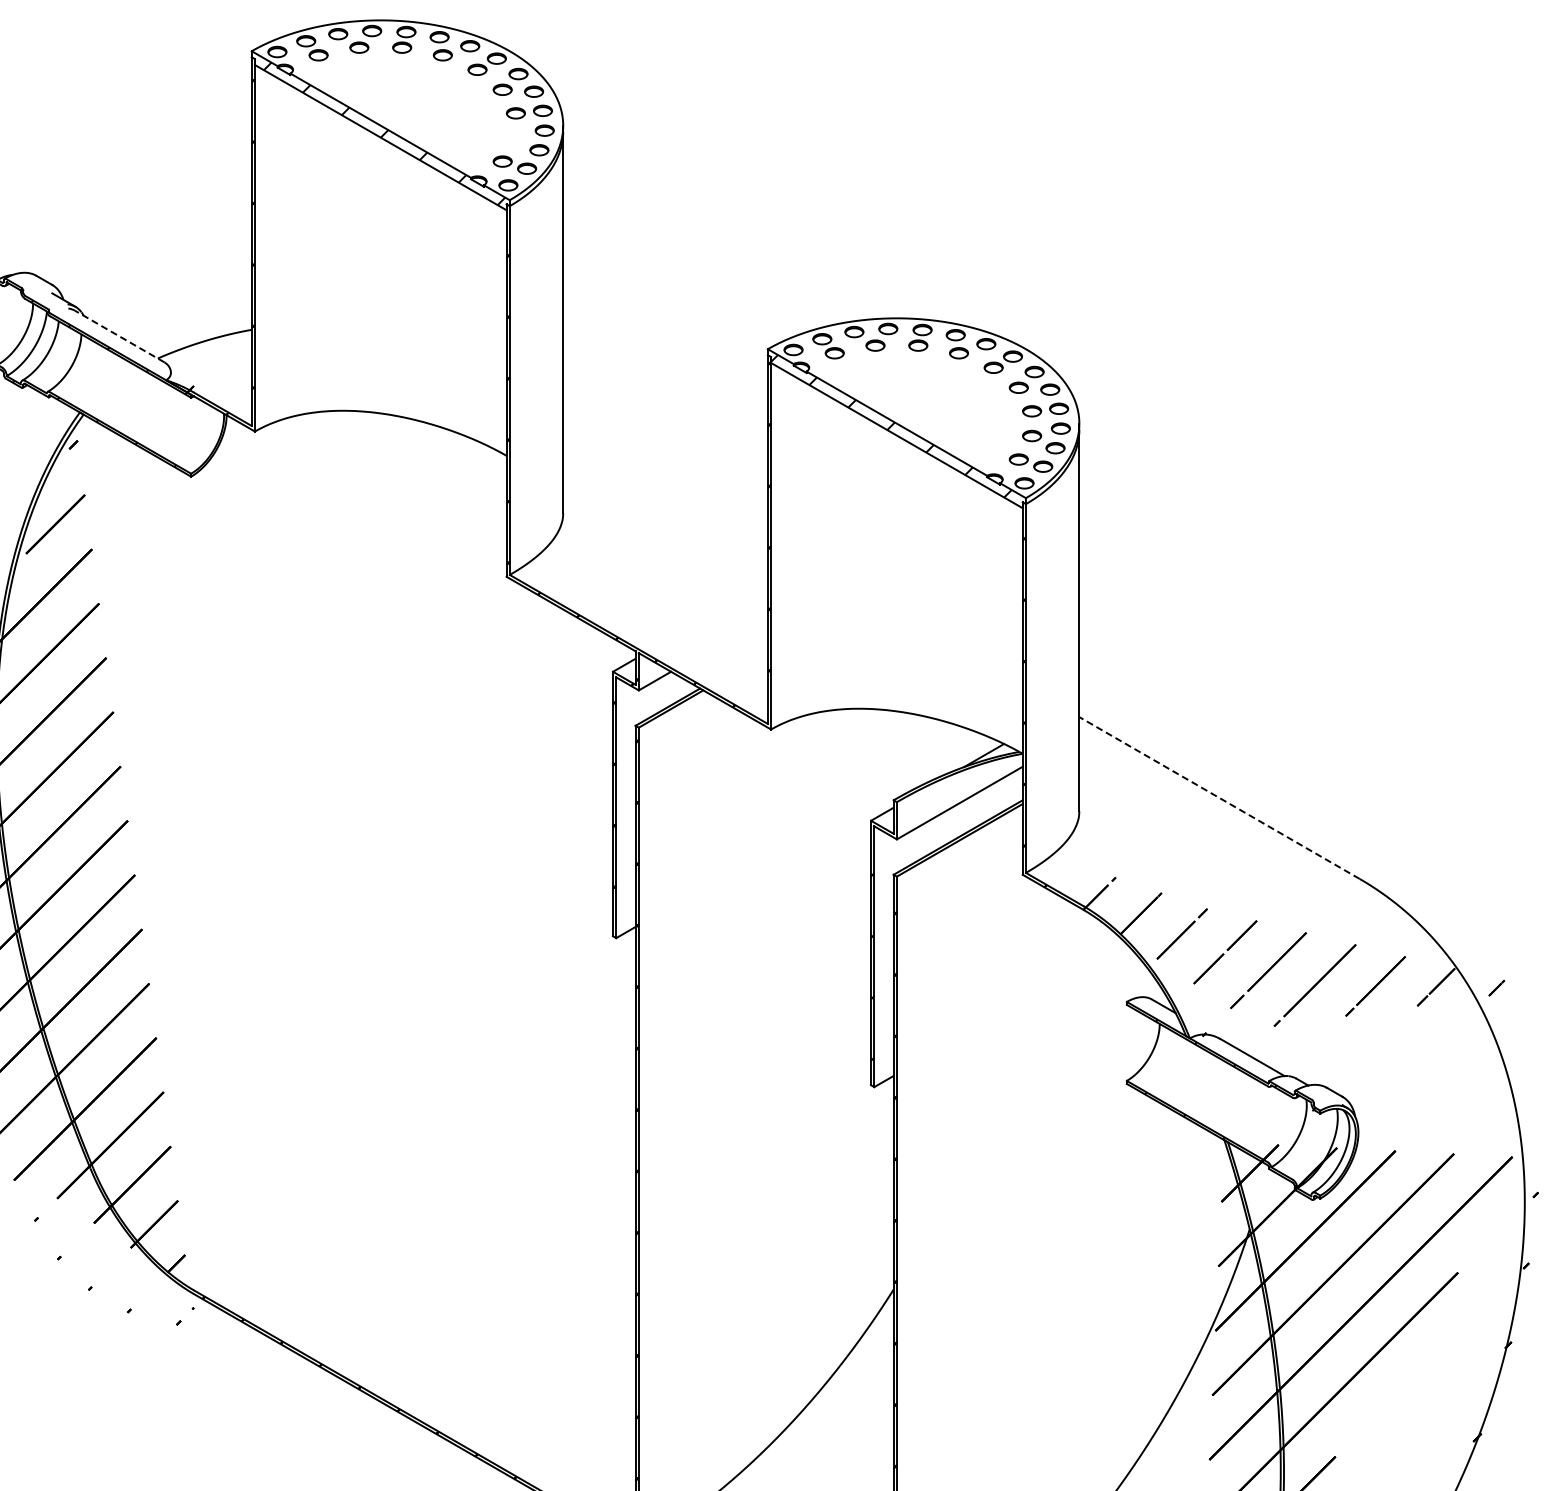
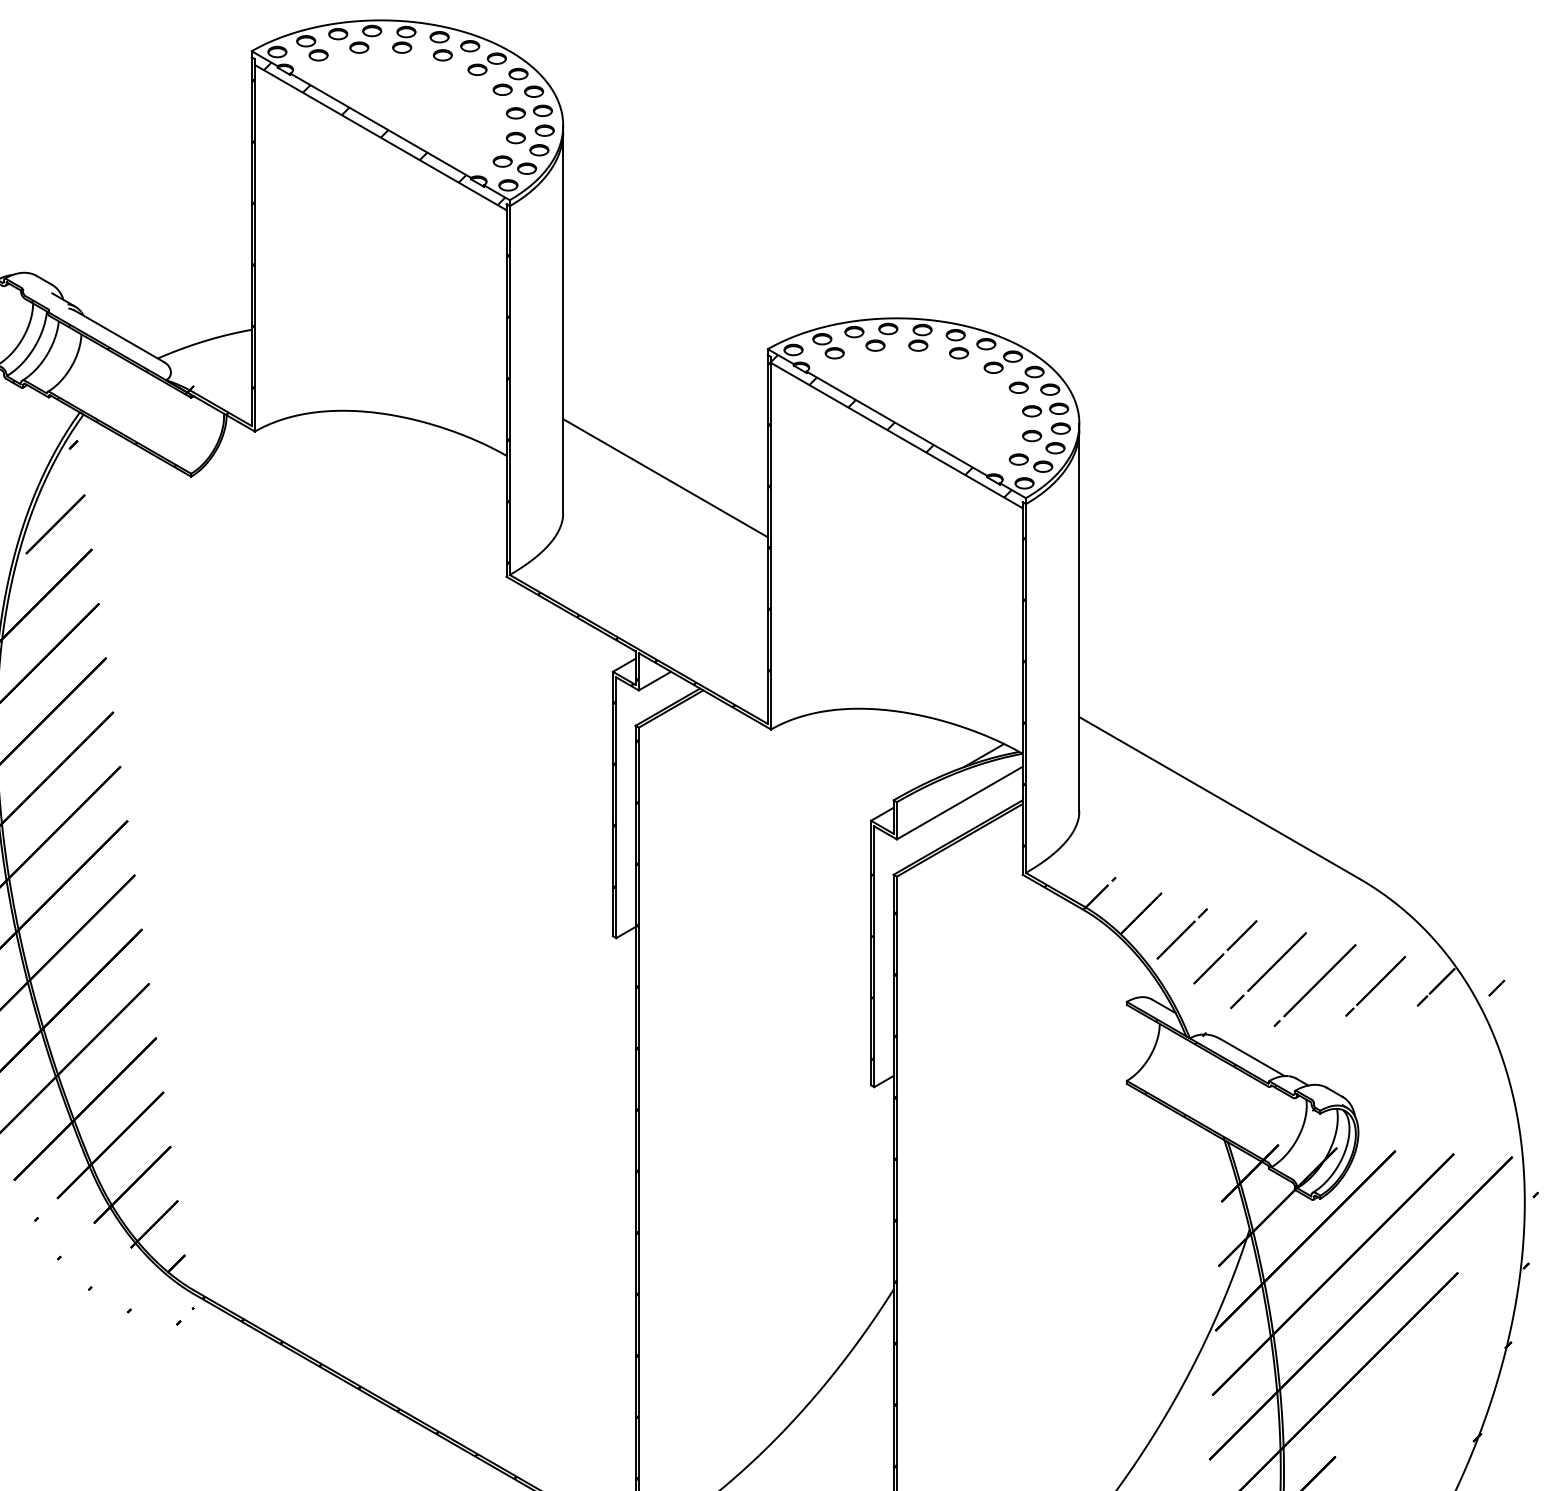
part: none -> present (515, 137)
line: dashed -> solid (119, 336)
line: none -> present (665, 478)
line: dashed -> solid (1219, 798)
